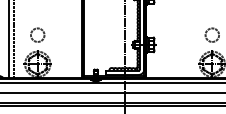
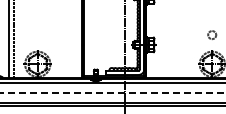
circle: present -> none (37, 34)
circle size: 16x16 px -> 11x10 px (212, 34)
line: solid -> dashed (113, 93)
